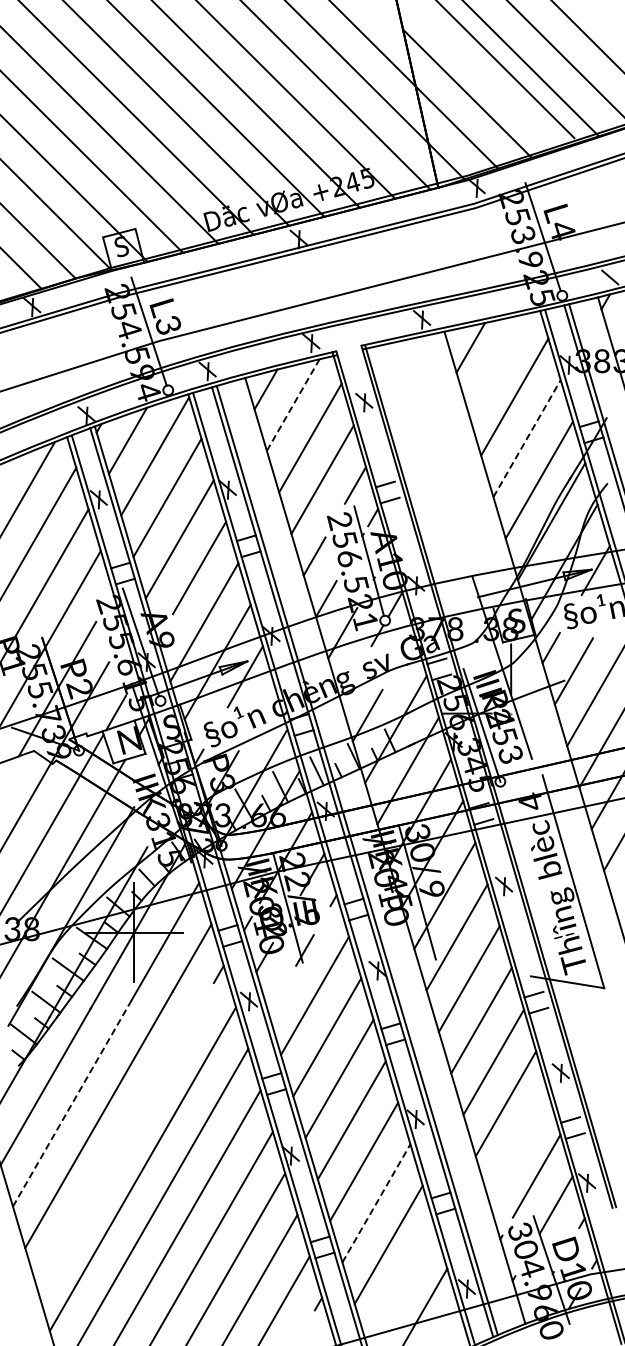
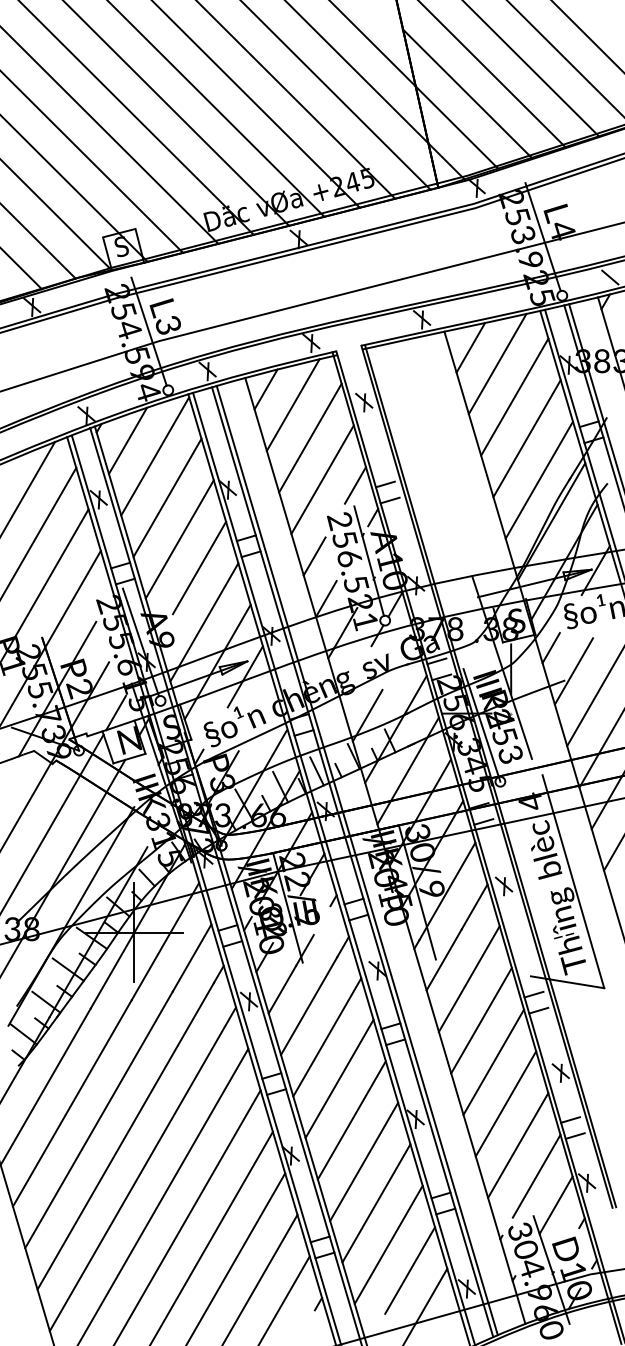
line position: (506, 70) -> (492, 74) (492, 74)
line: none -> present (497, 363)
line: dashed -> solid (293, 405)
line: dashed -> solid (527, 438)
line: none -> present (282, 989)
line: dashed -> solid (72, 1102)
line: none -> present (125, 1135)
line: none -> present (518, 1145)
line: dashed -> solid (376, 1202)
line: none -> present (410, 1270)
